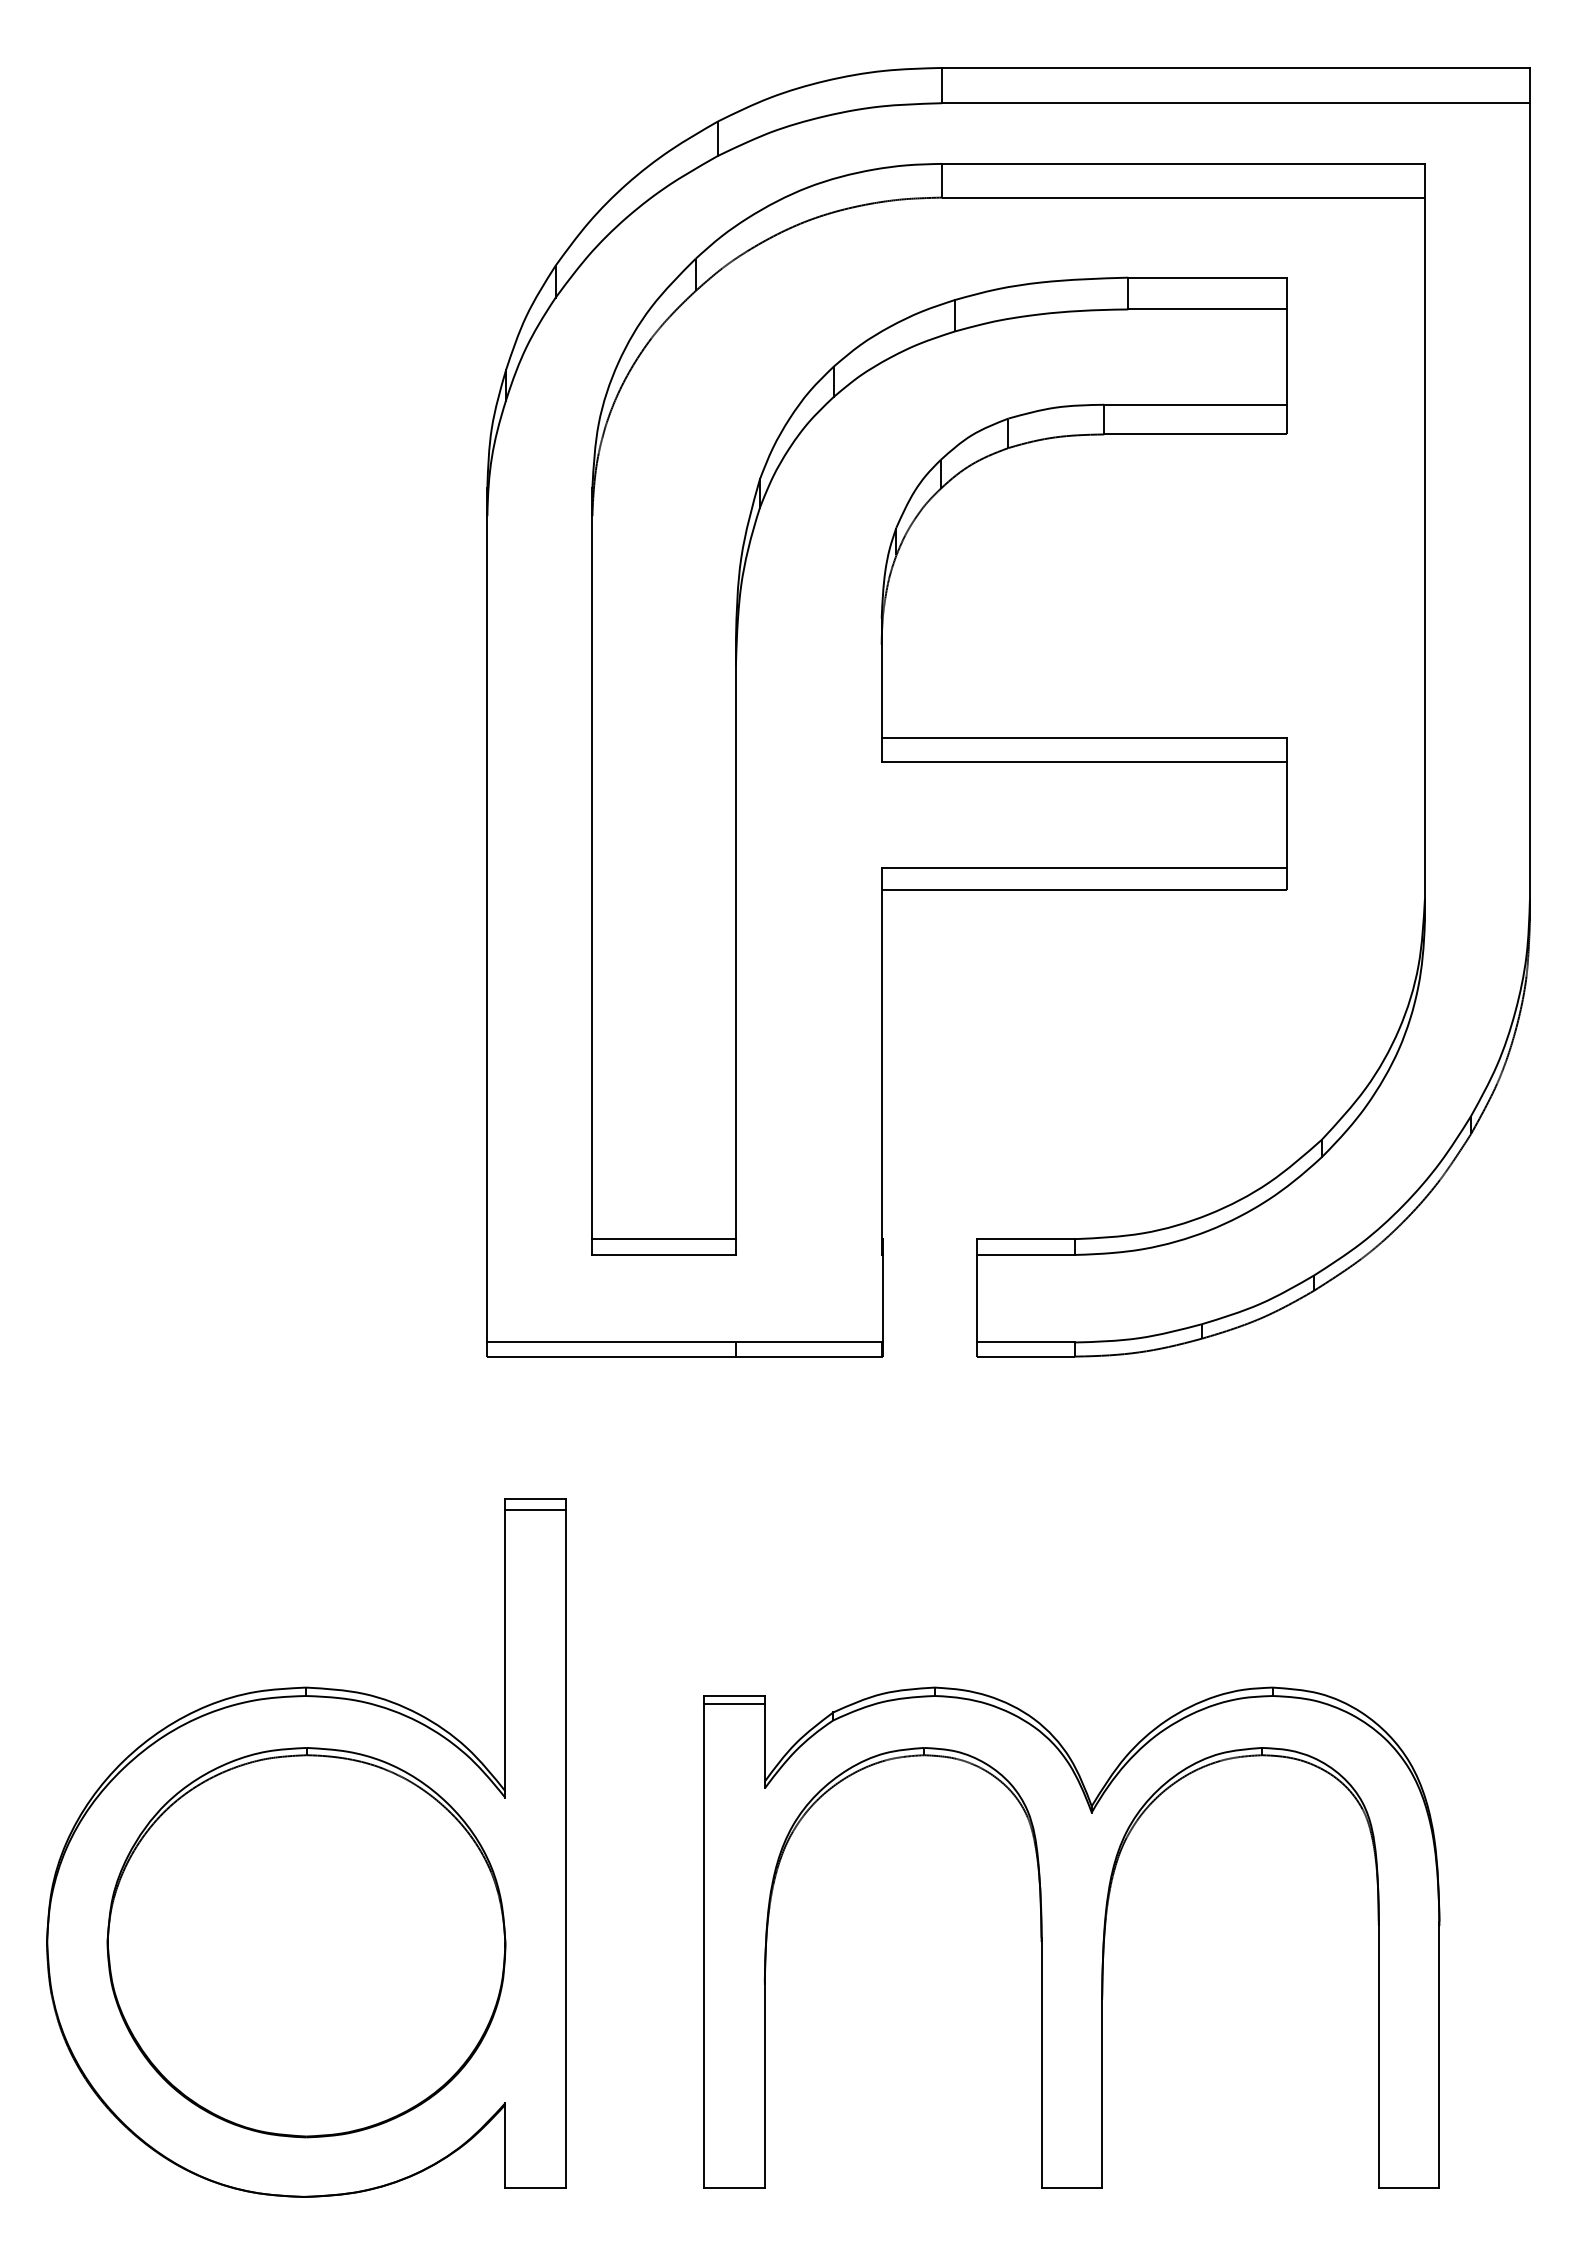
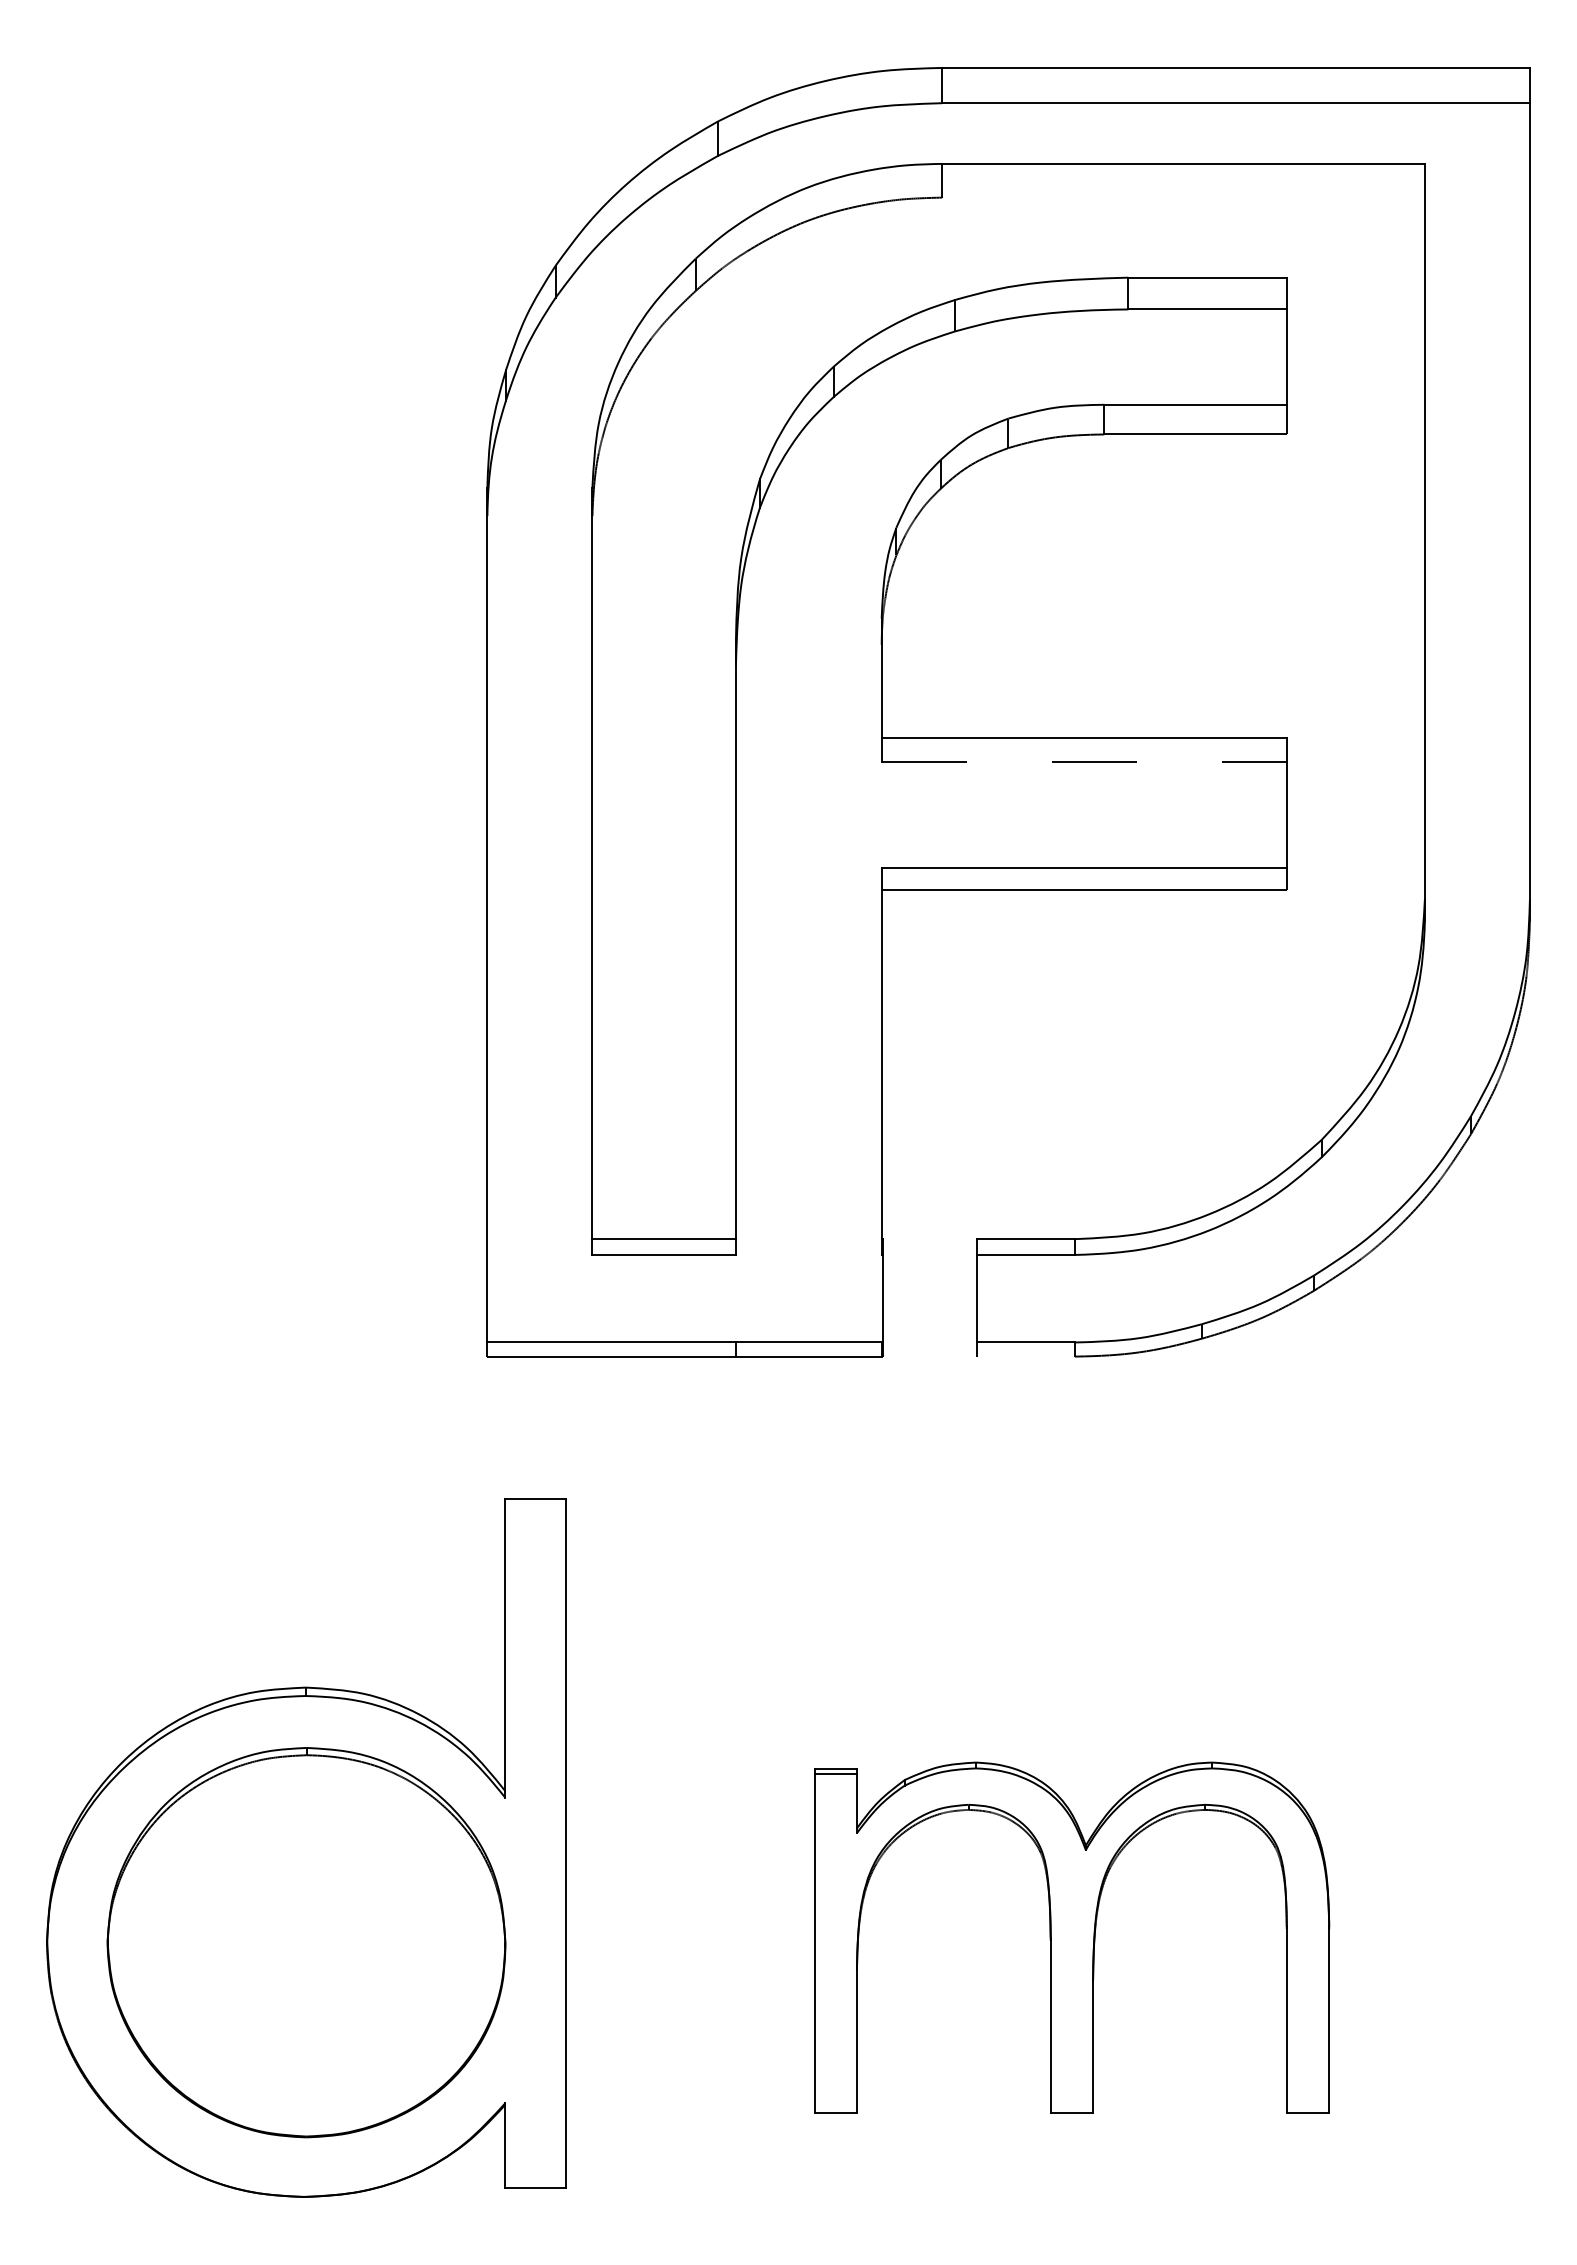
line: present -> none (1183, 197)
line: solid -> dashed (1084, 762)
line: present -> none (1025, 1356)
line: present -> none (535, 1510)
part size: 738x503 px -> 517x353 px (1072, 1937)
